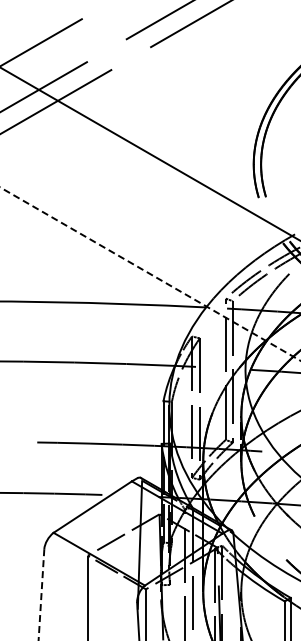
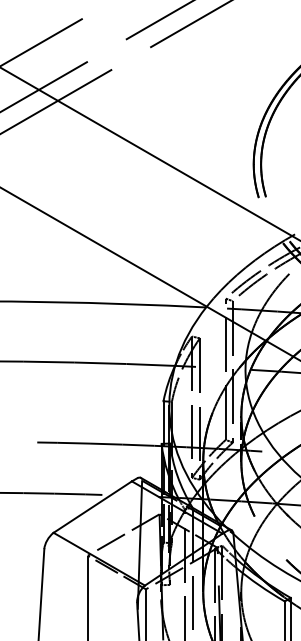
line: dashed -> solid (149, 273)
line: dashed -> solid (41, 594)
